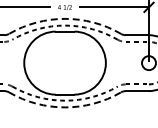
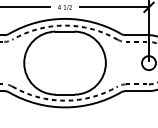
arc: dashed -> solid (65, 18)
arc: dashed -> solid (65, 107)
